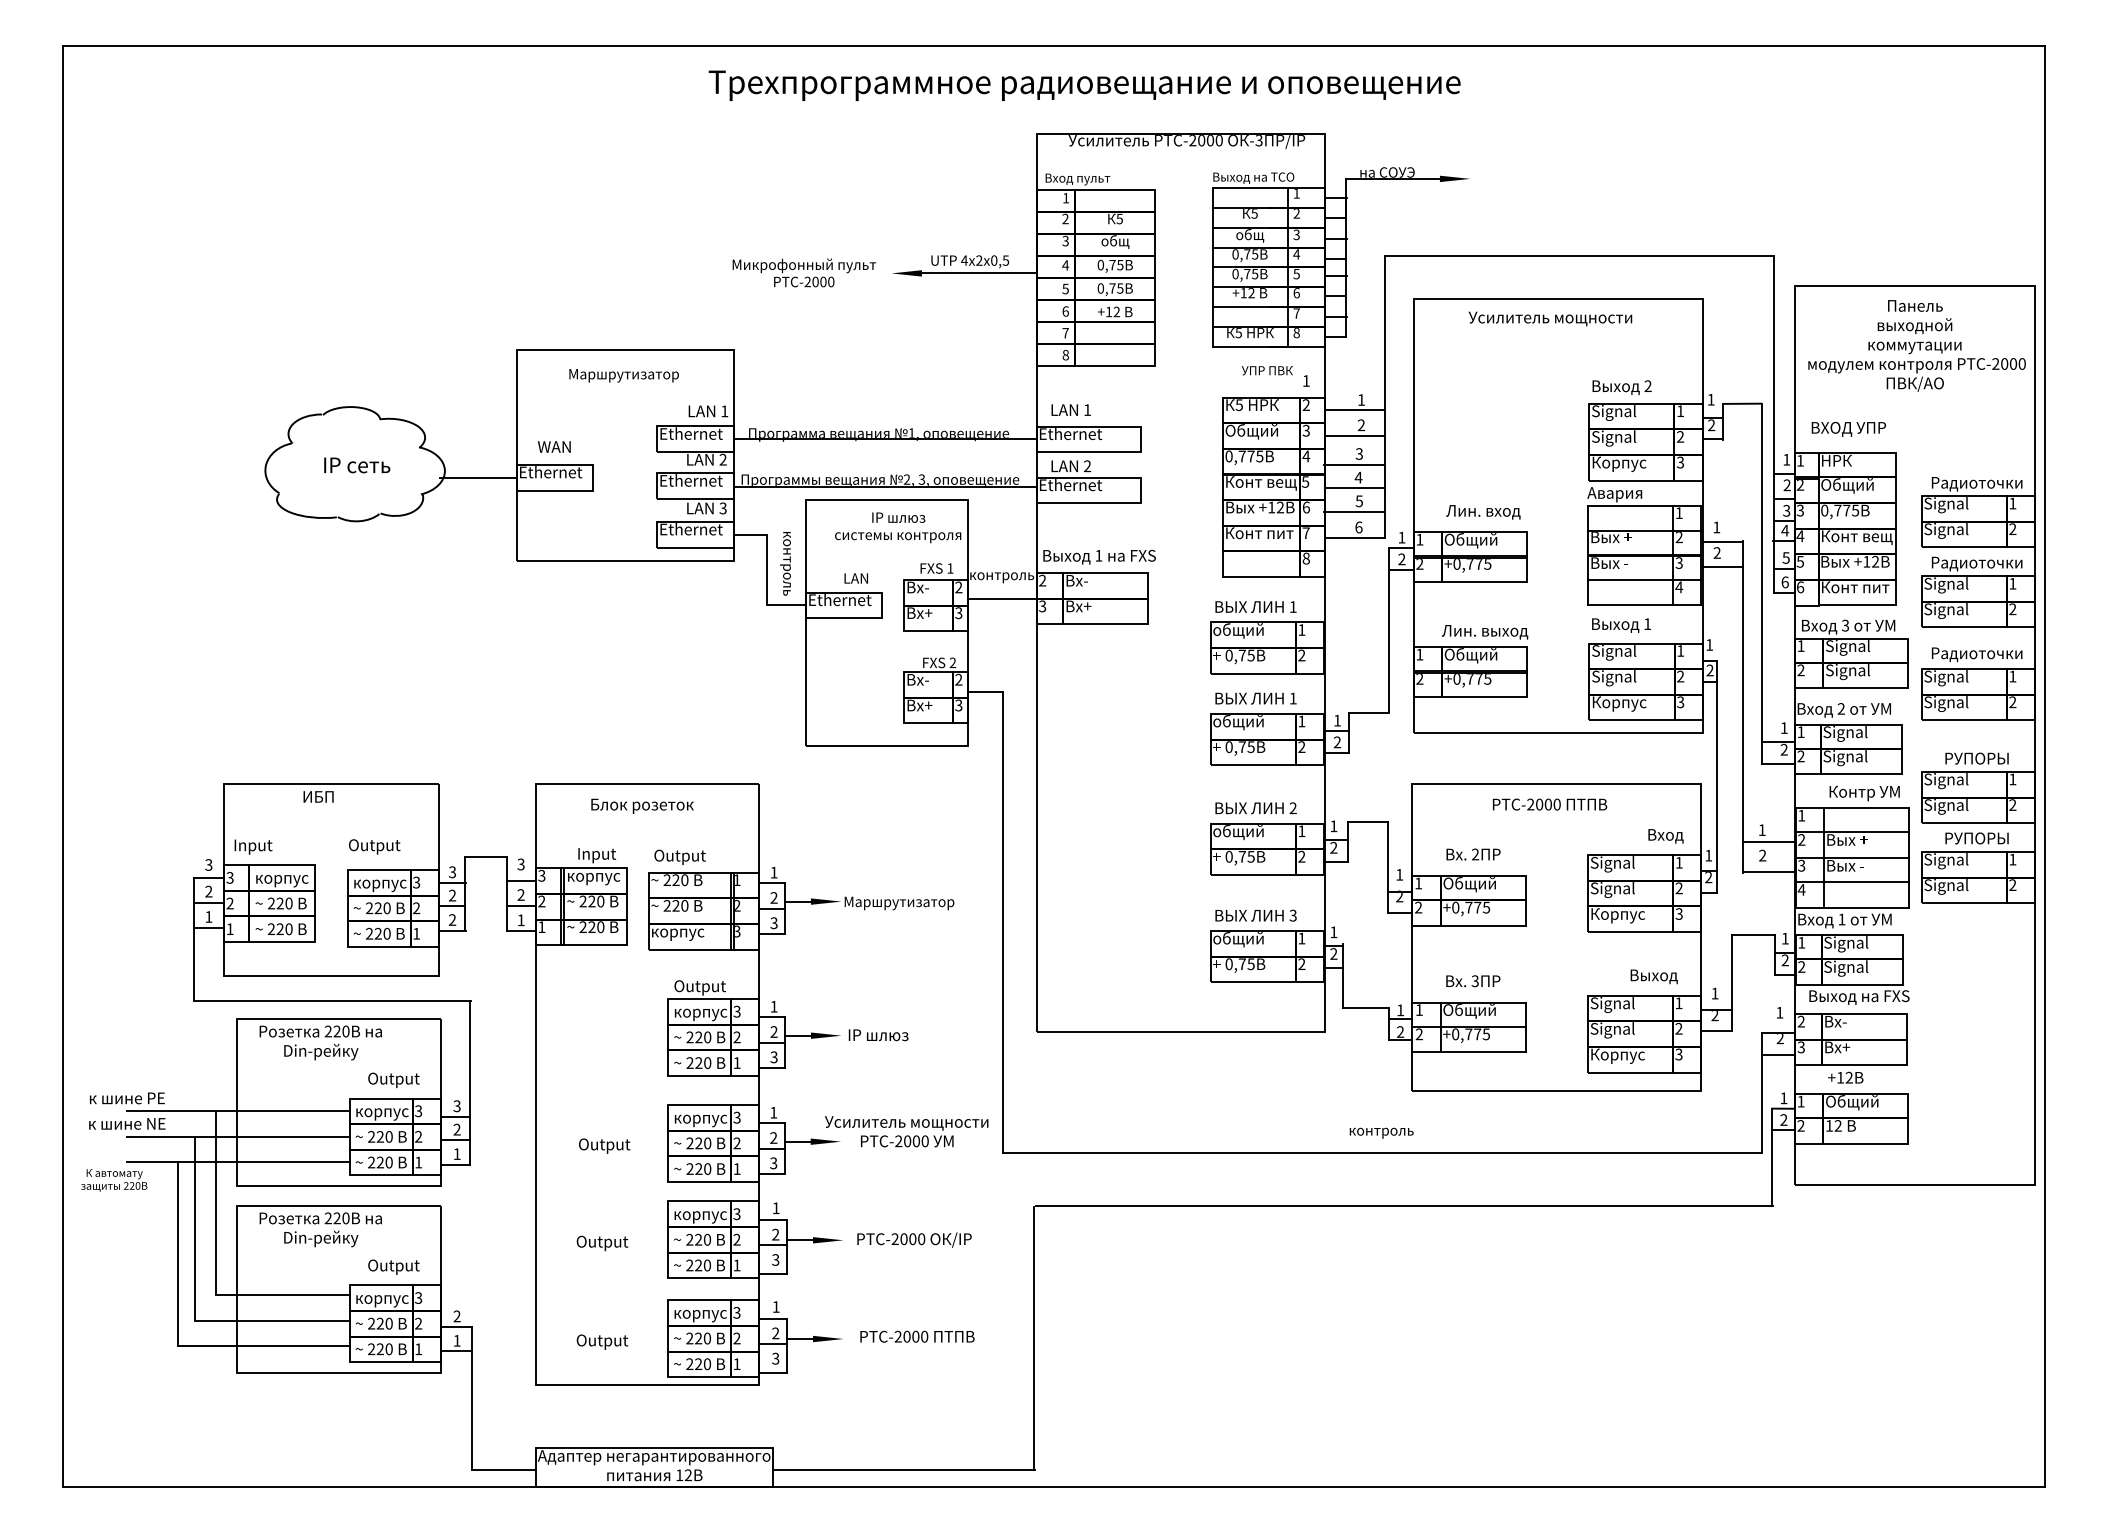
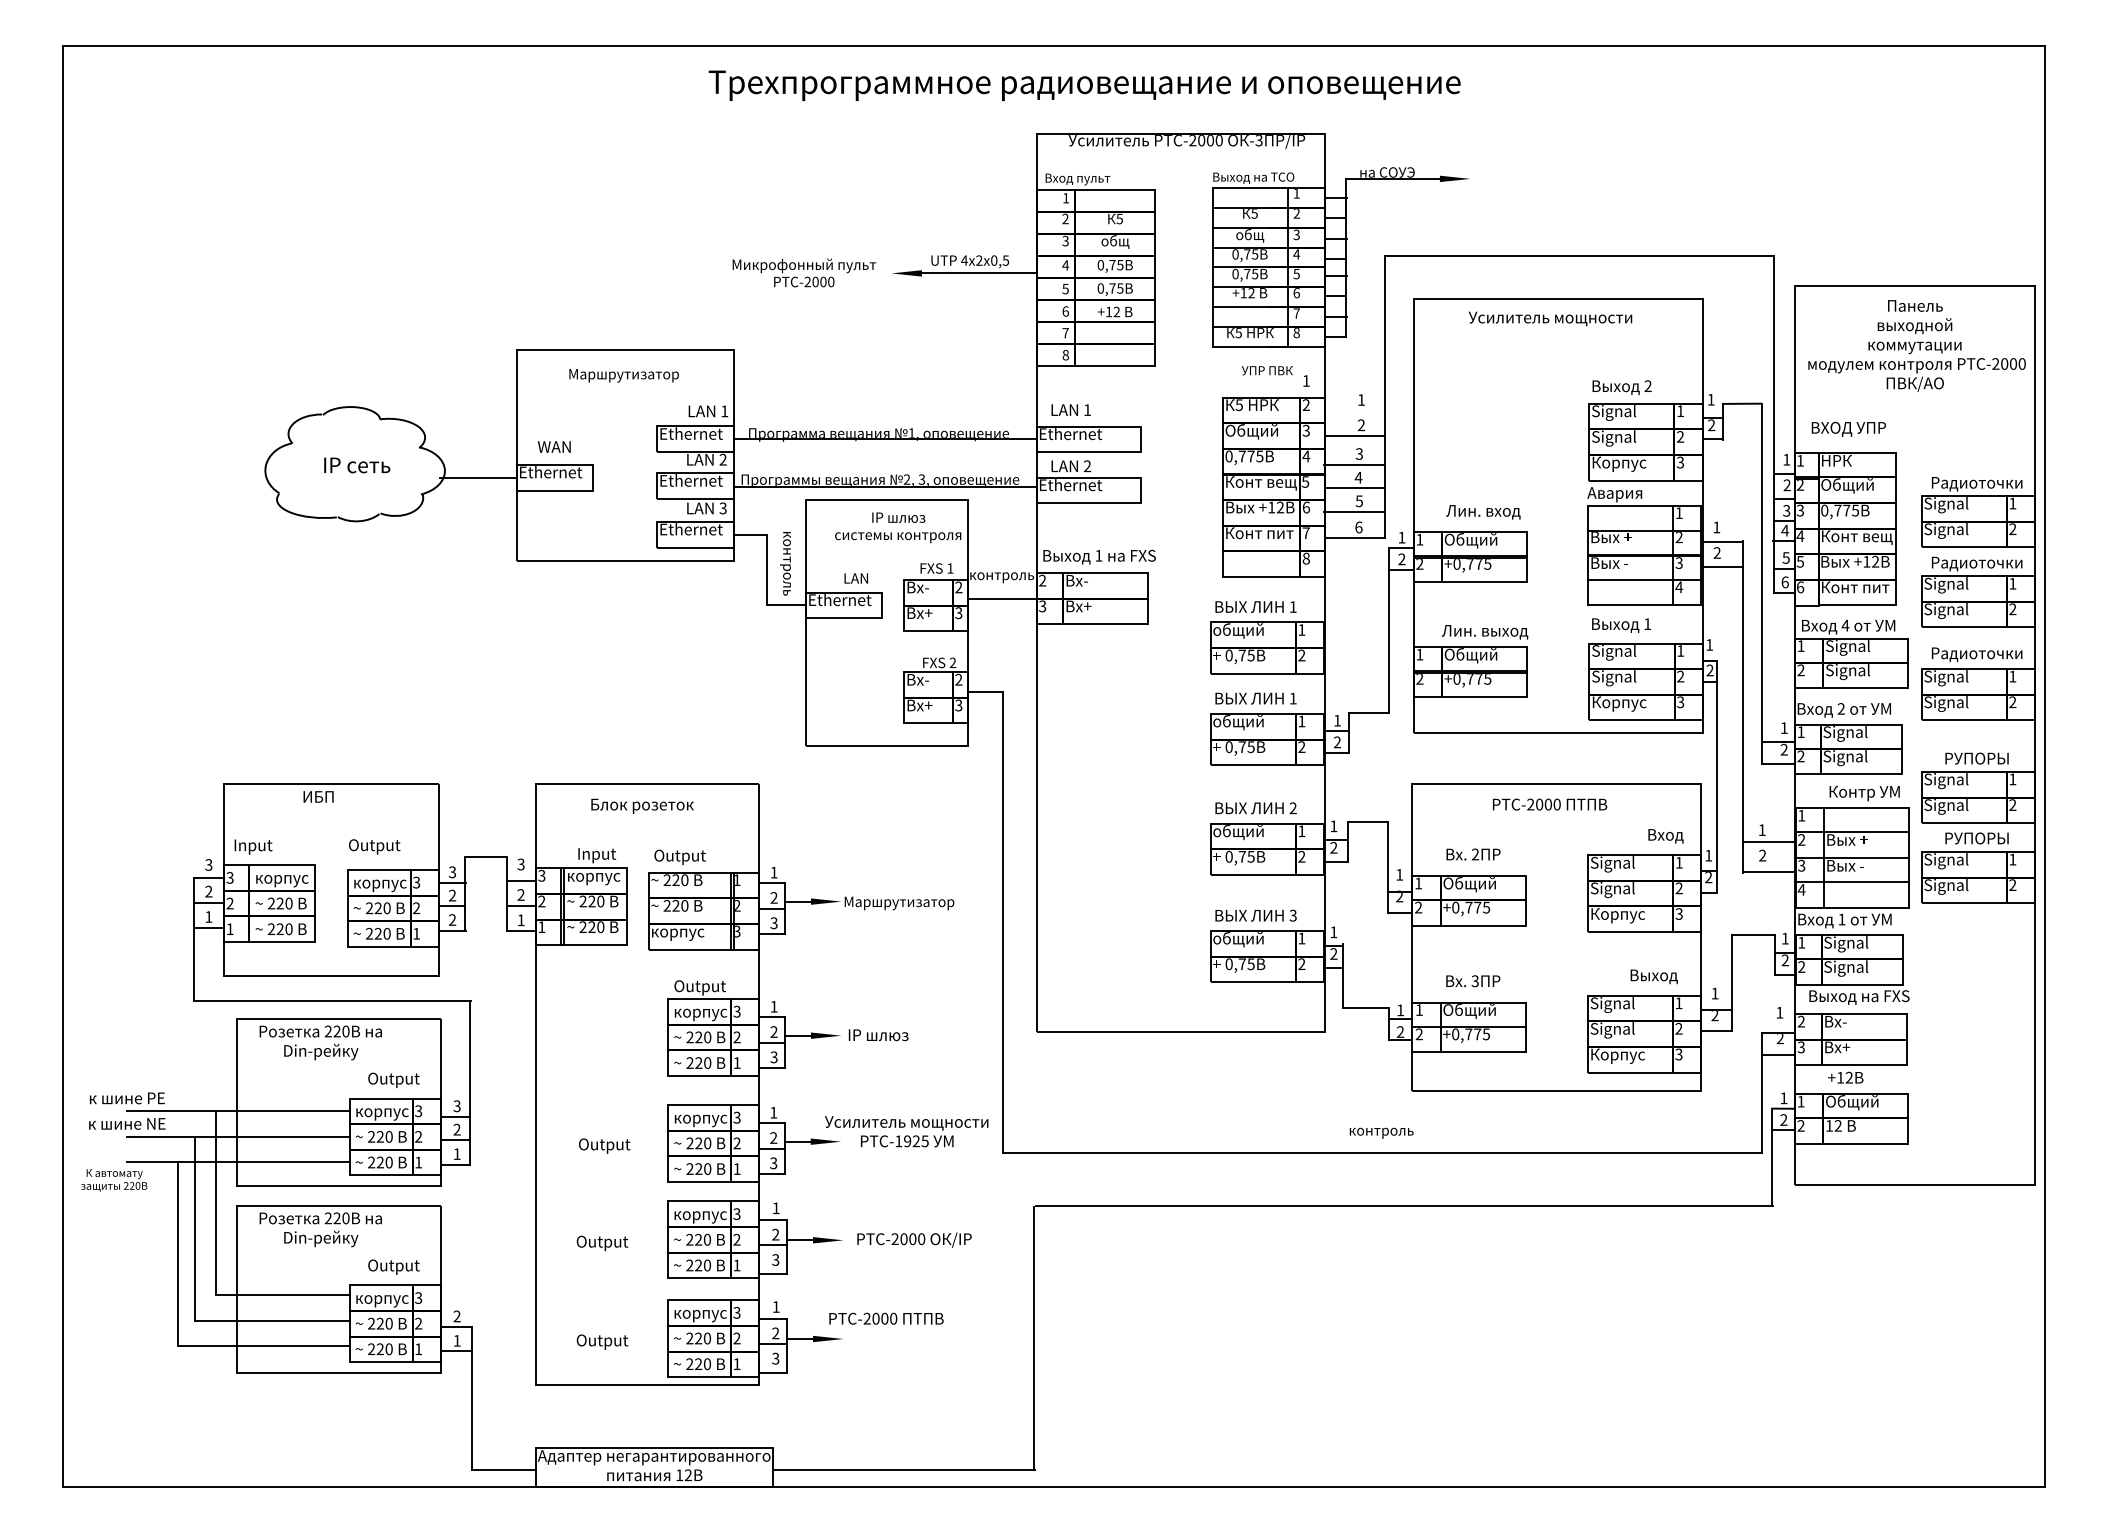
line: present -> none (1354, 410)
text: 3 -> 4 (1845, 625)
text: -2000 -> -1925 (911, 1141)
text position: (917, 1336) -> (886, 1318) (886, 1318)
